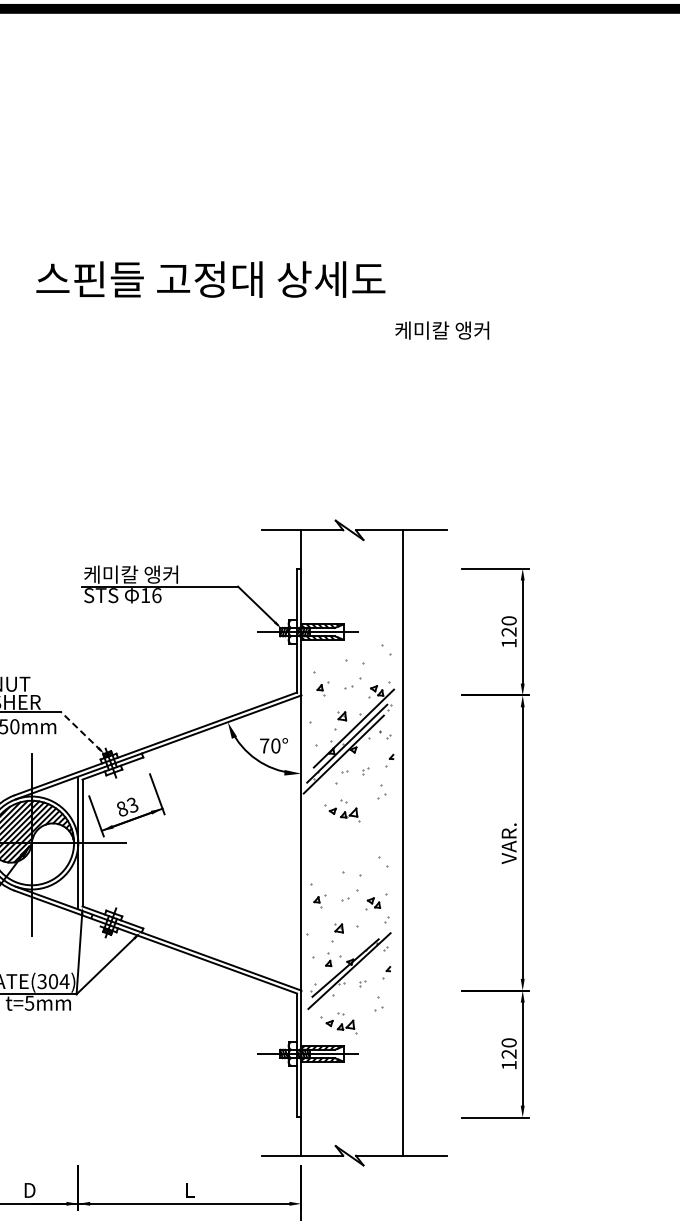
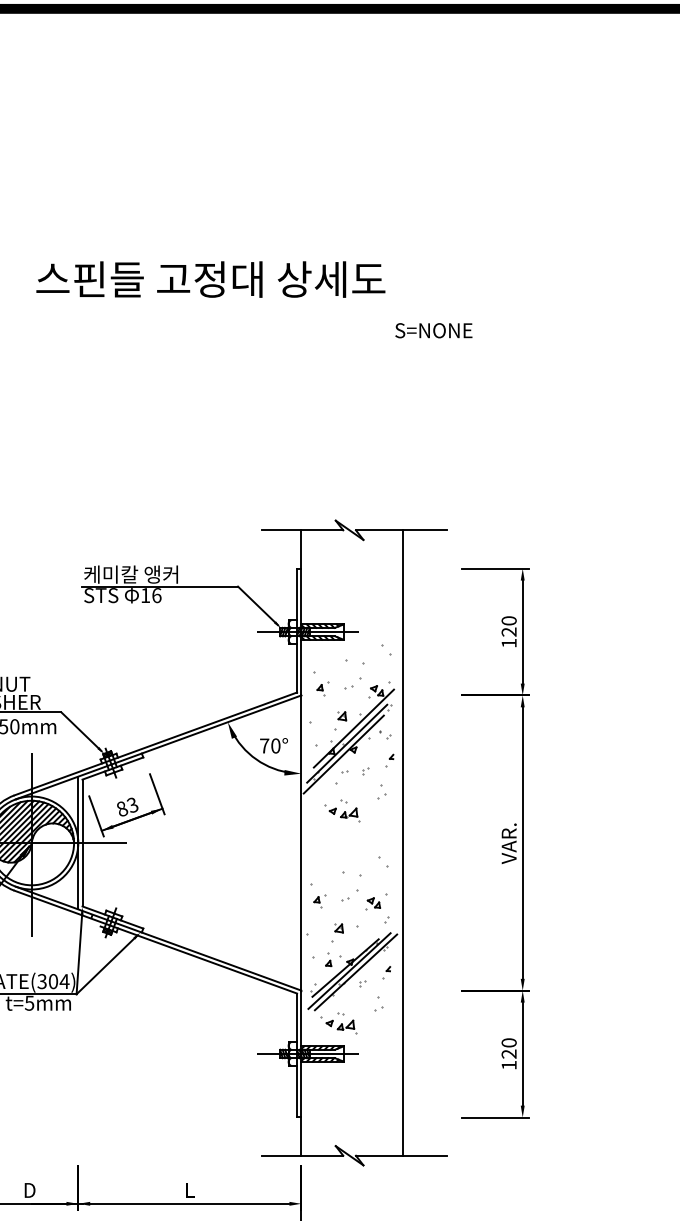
text: 케미칼 앵커 -> S=NONE (442, 330)
line: dashed -> solid (81, 731)
line: none -> present (355, 972)
